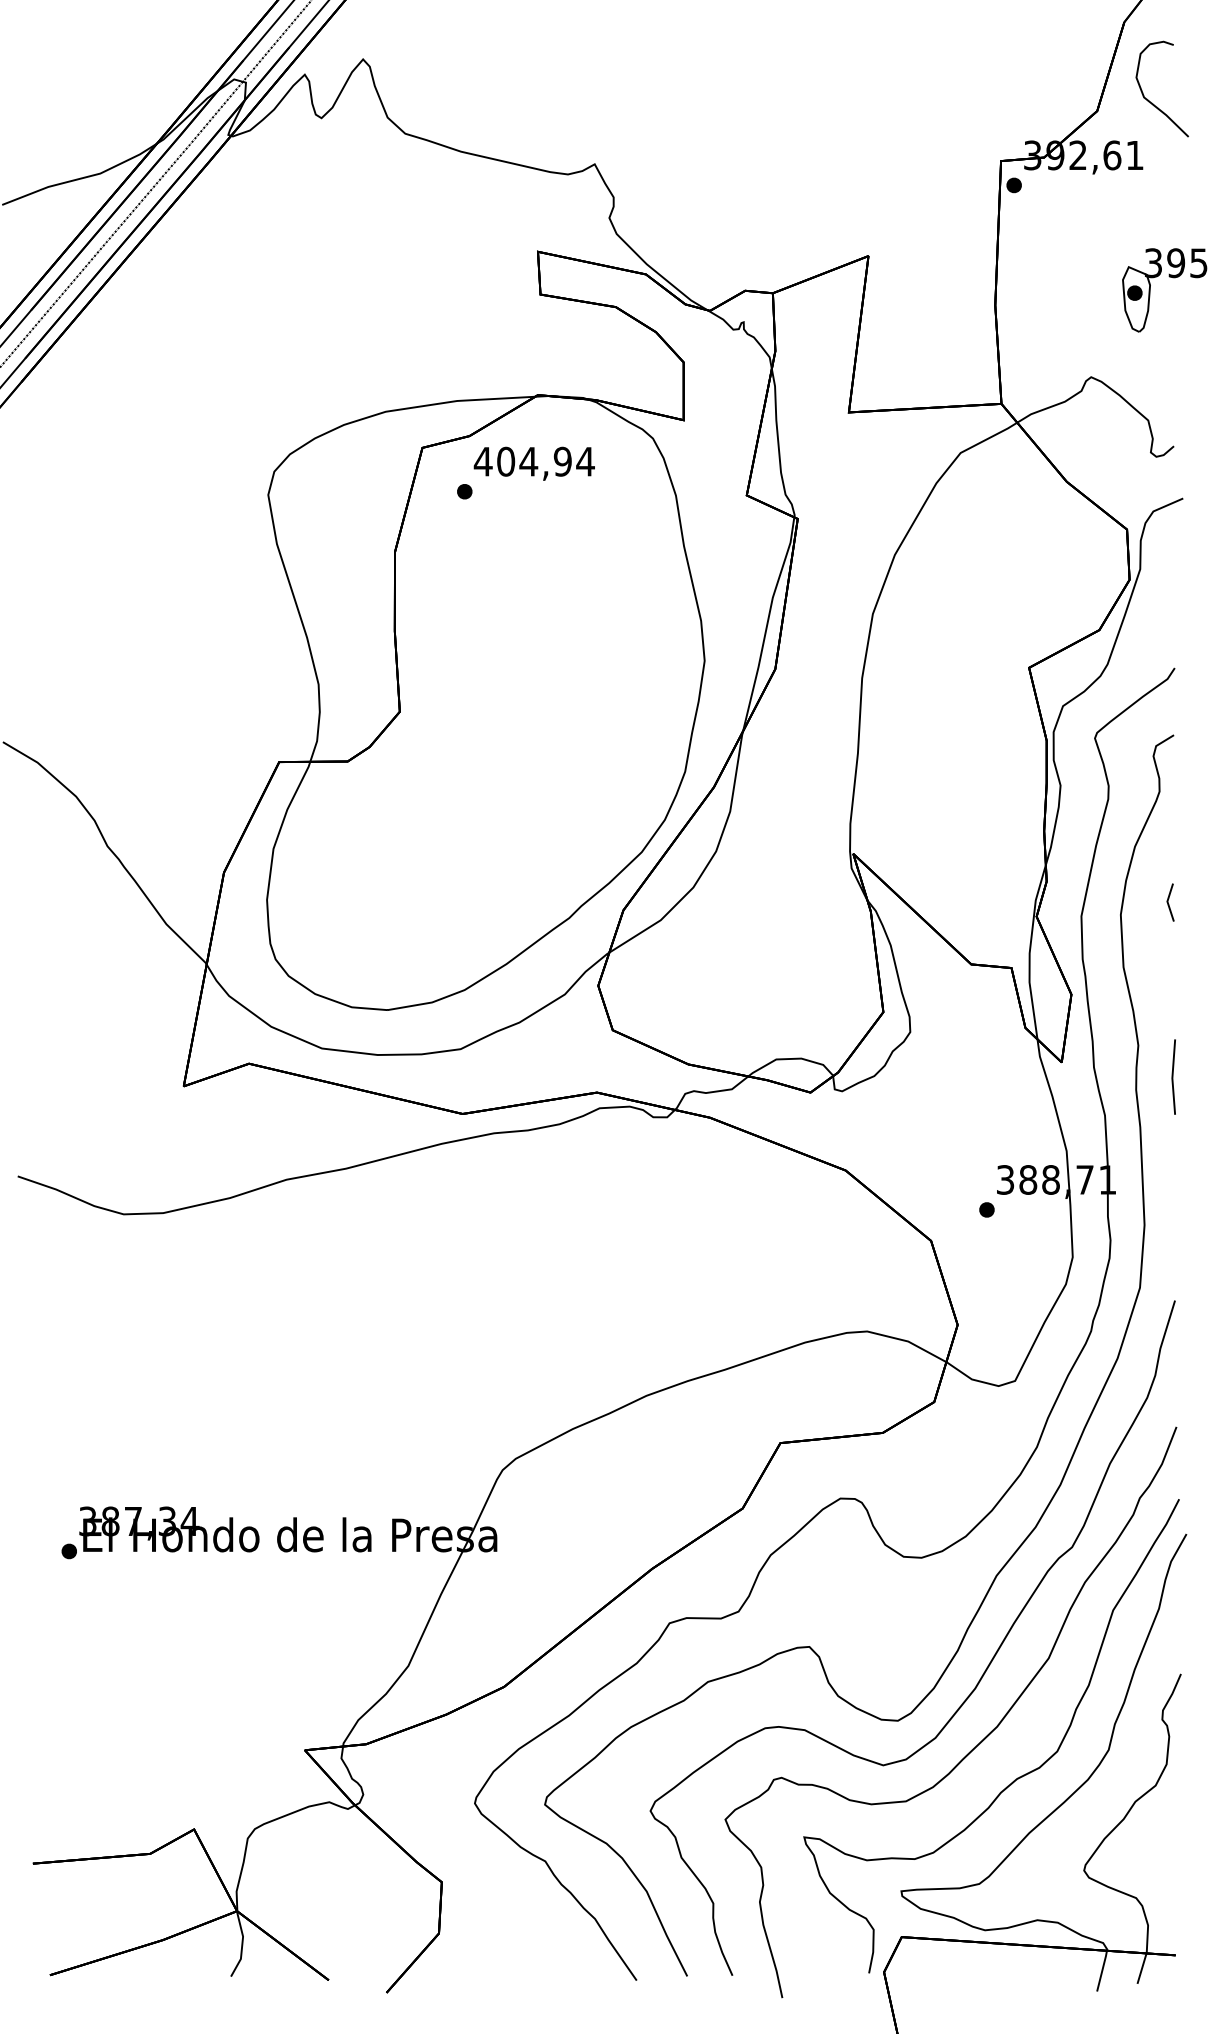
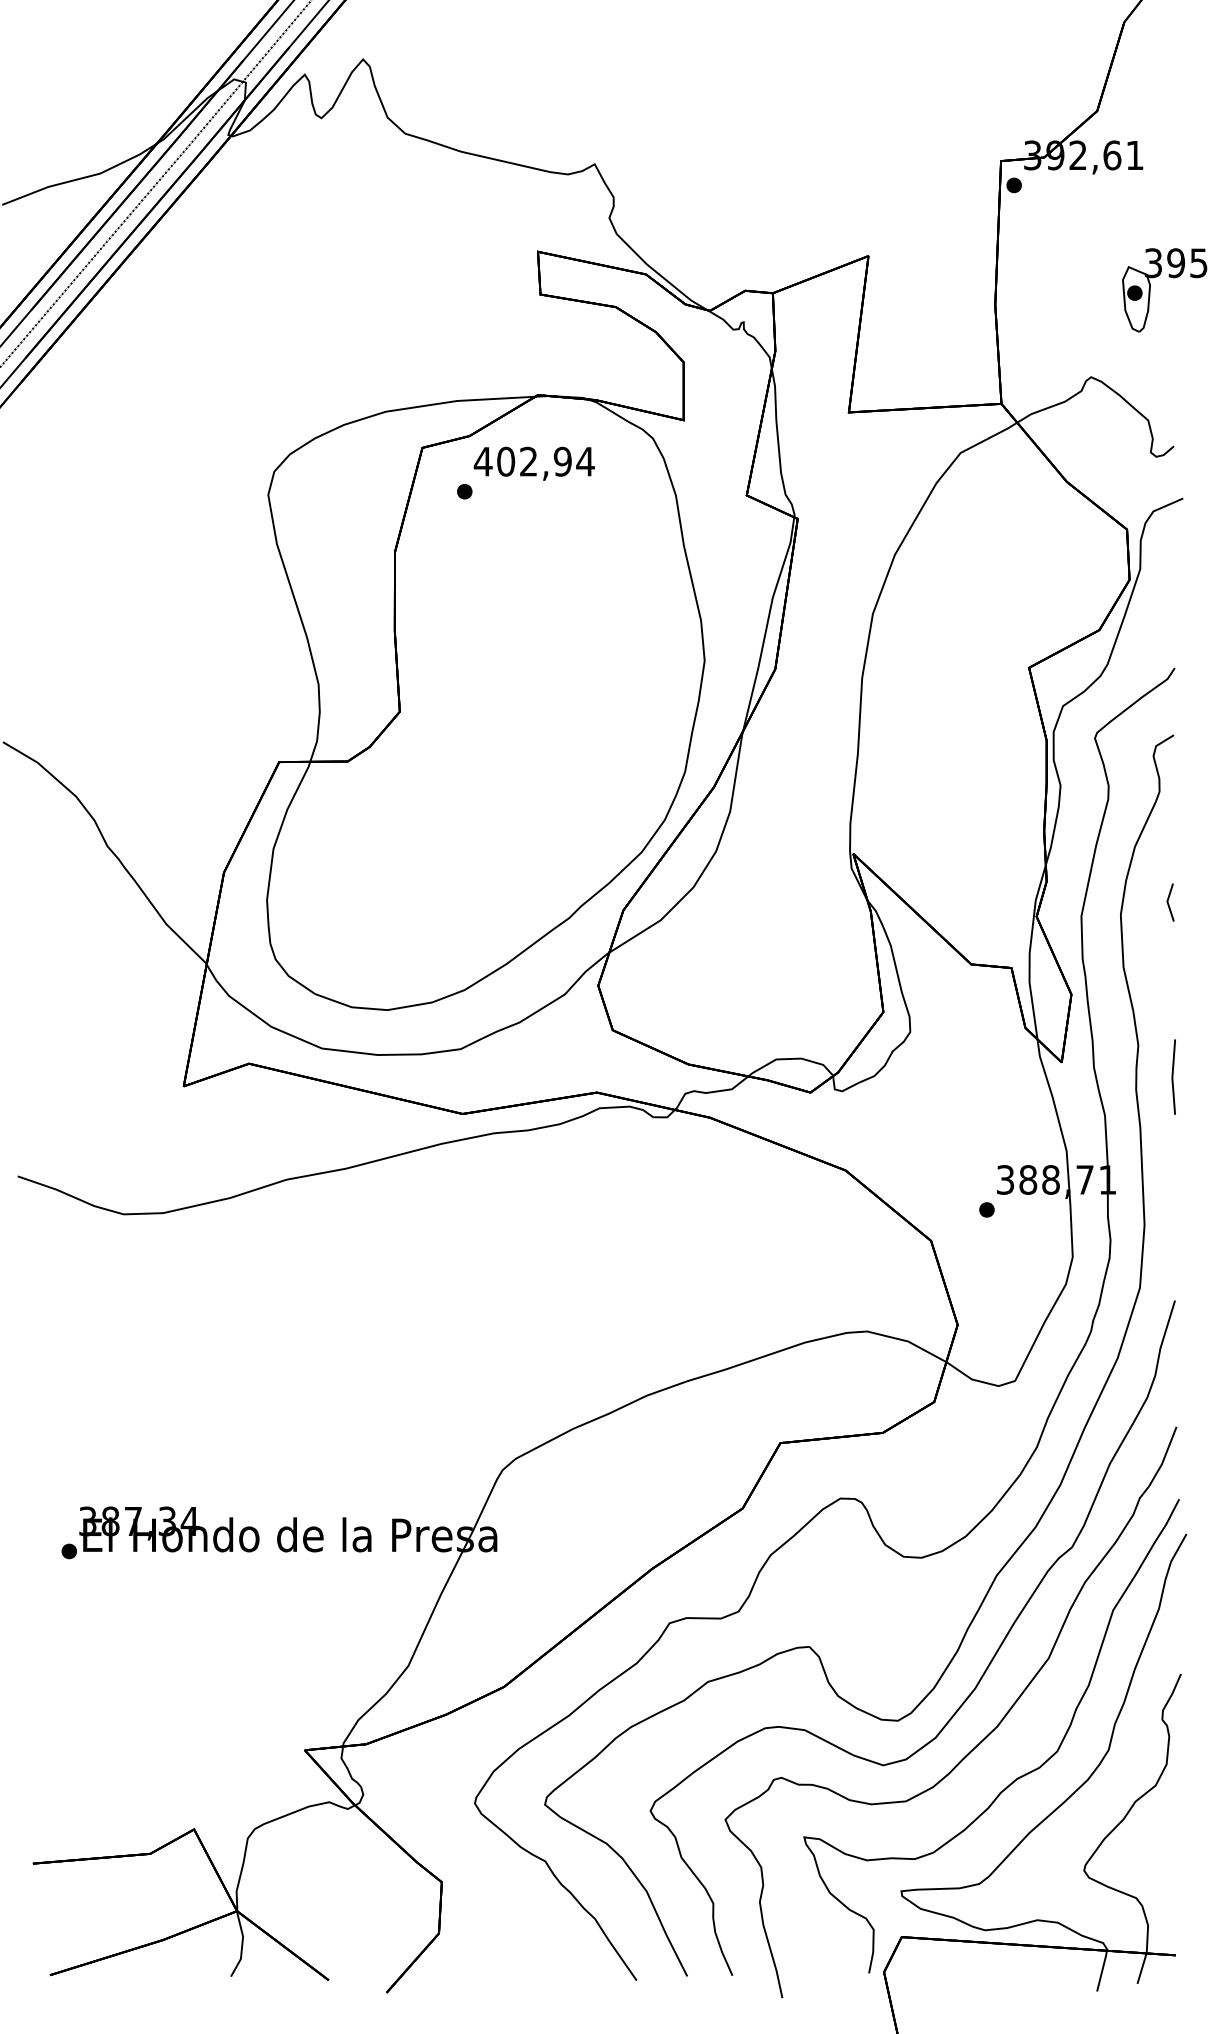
curve: present -> none (1152, 102)
text: 404,94 -> 402,94 (528, 461)
